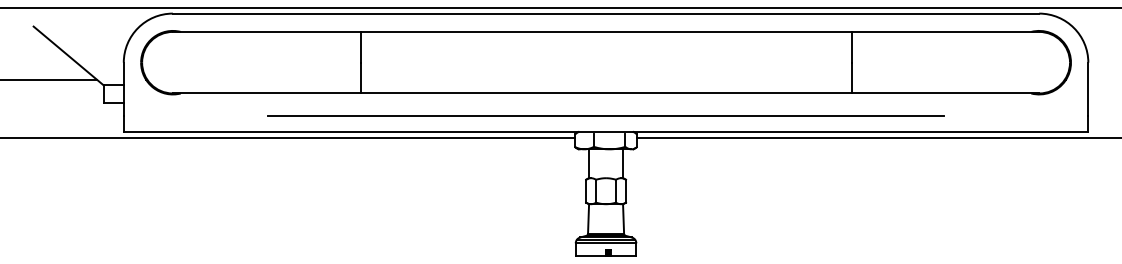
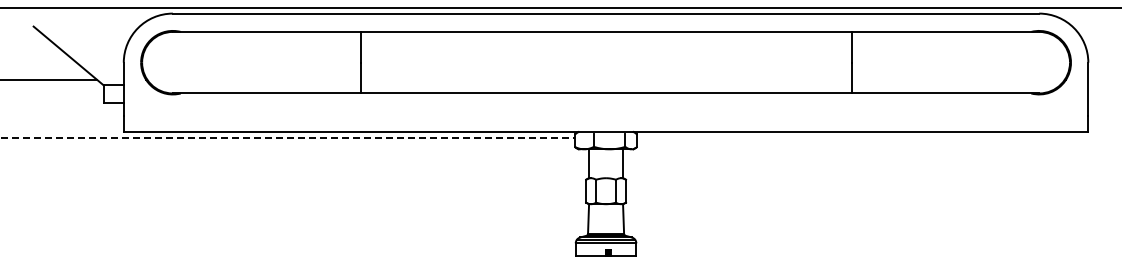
line: present -> none (605, 115)
line: solid -> dashed (287, 137)
line: present -> none (877, 137)
